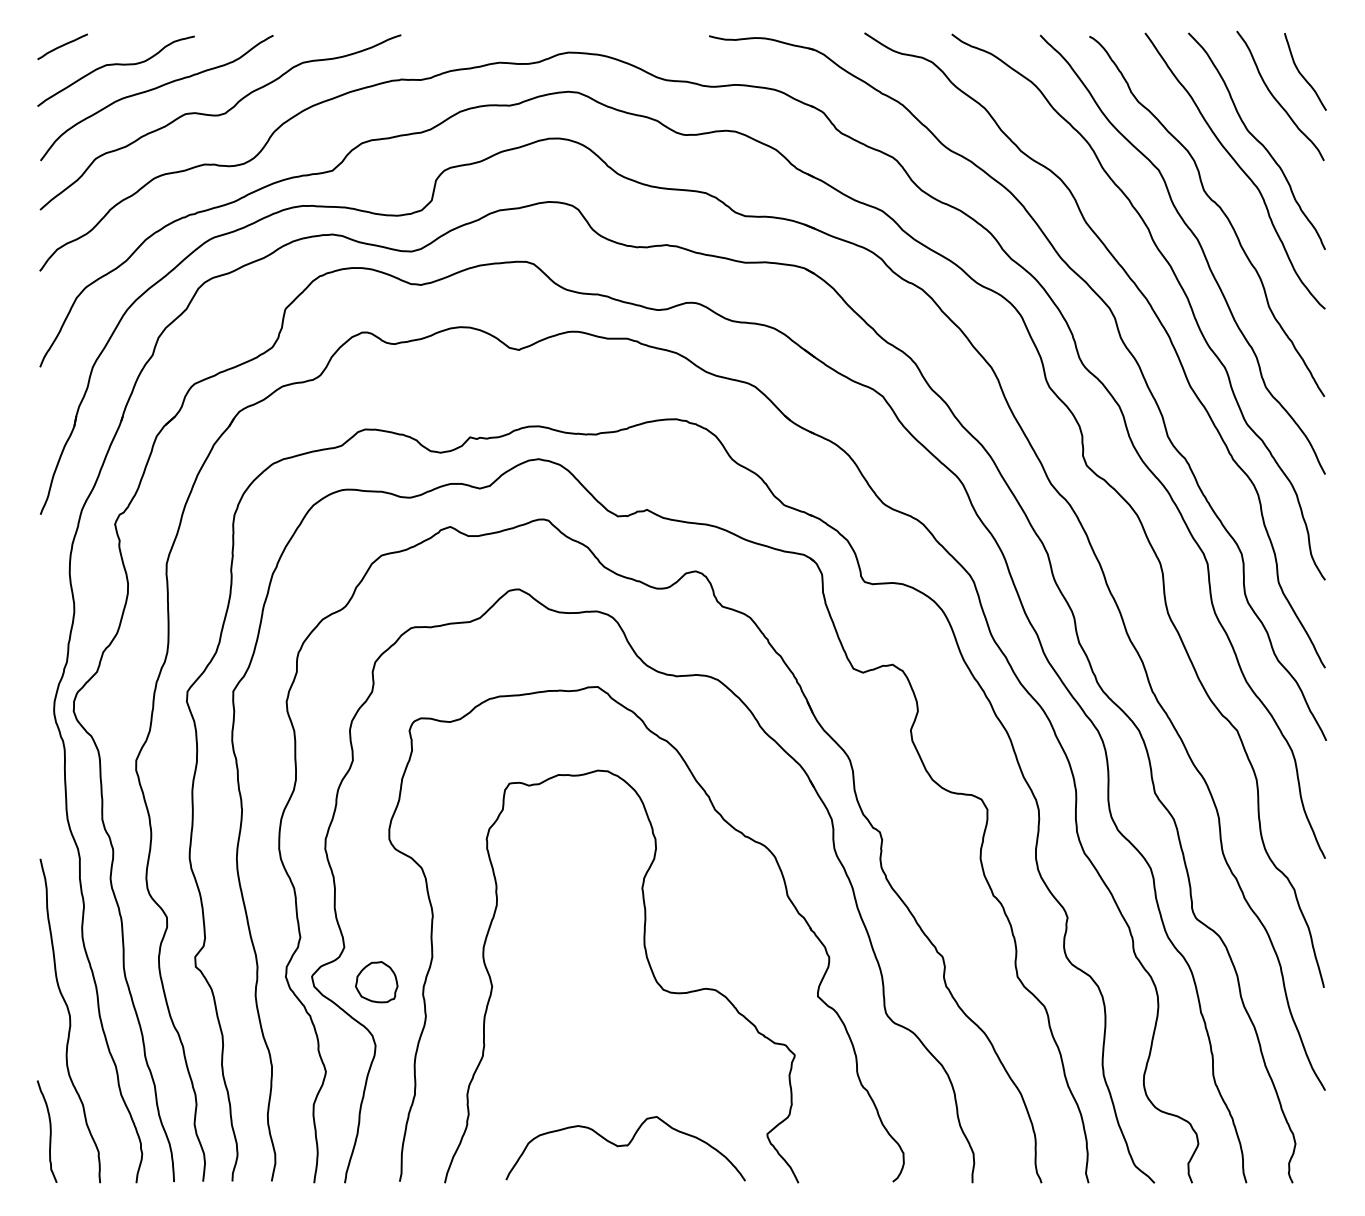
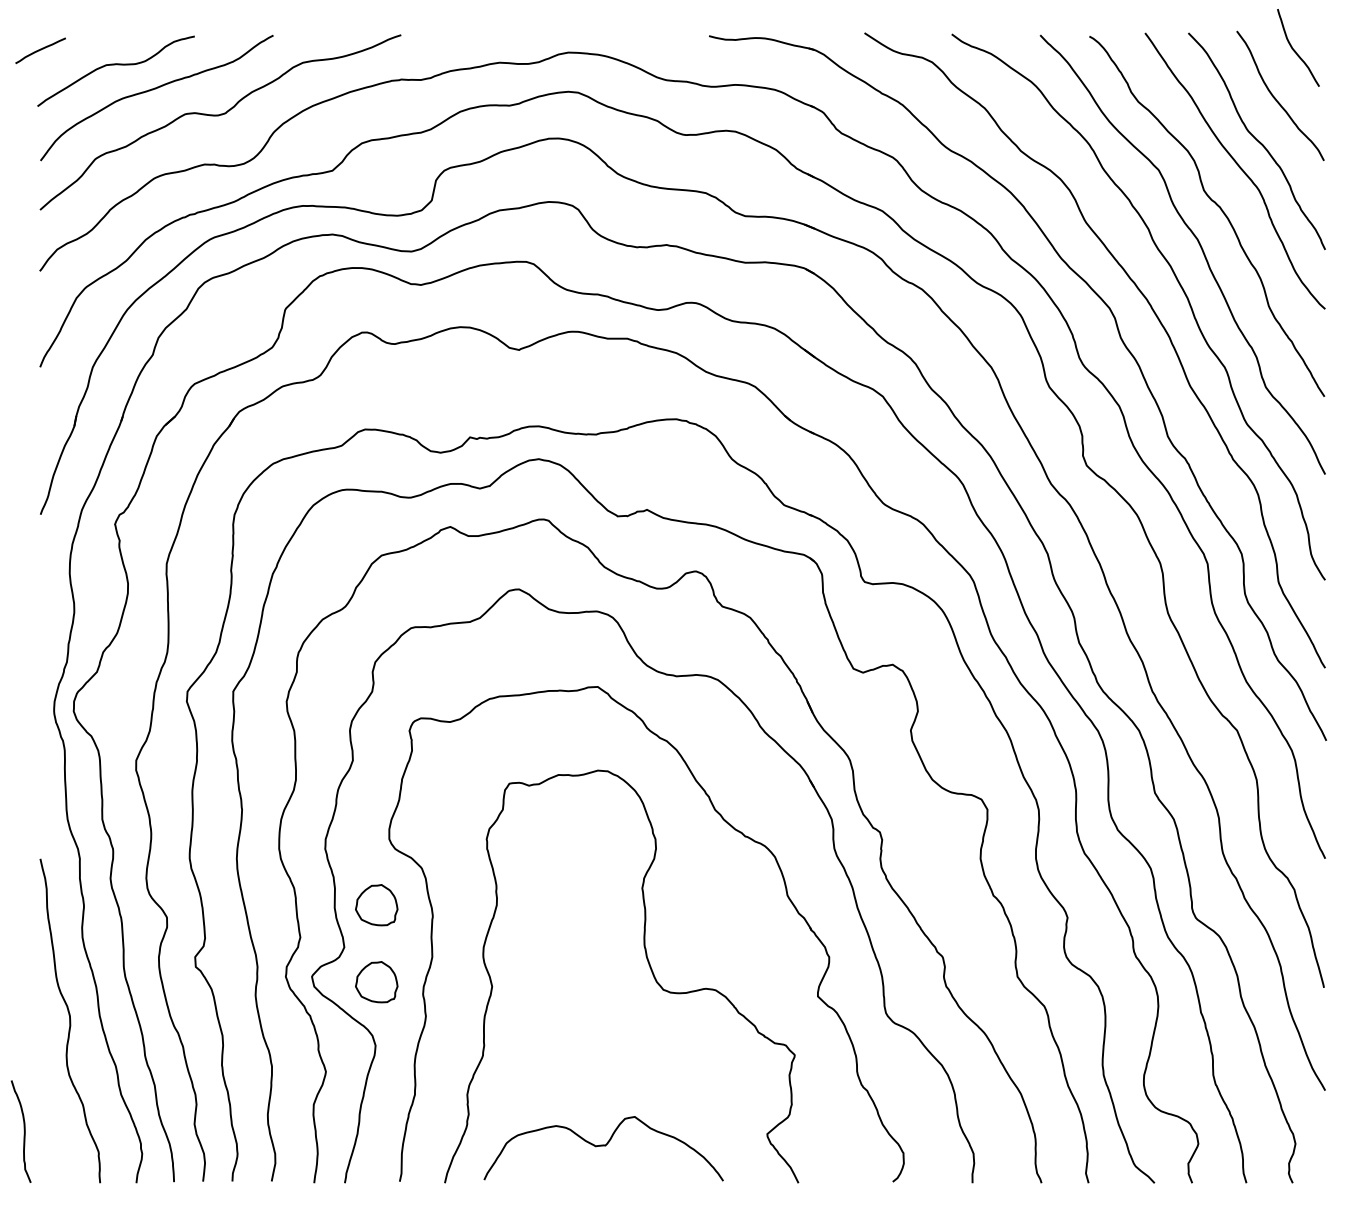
curve position: (62, 46) -> (40, 50) (40, 50)
curve position: (1302, 74) -> (1295, 50) (1295, 50)
part: none -> present (376, 905)
curve position: (49, 1131) -> (23, 1131) (23, 1131)
curve position: (625, 1146) -> (603, 1146) (603, 1146)
